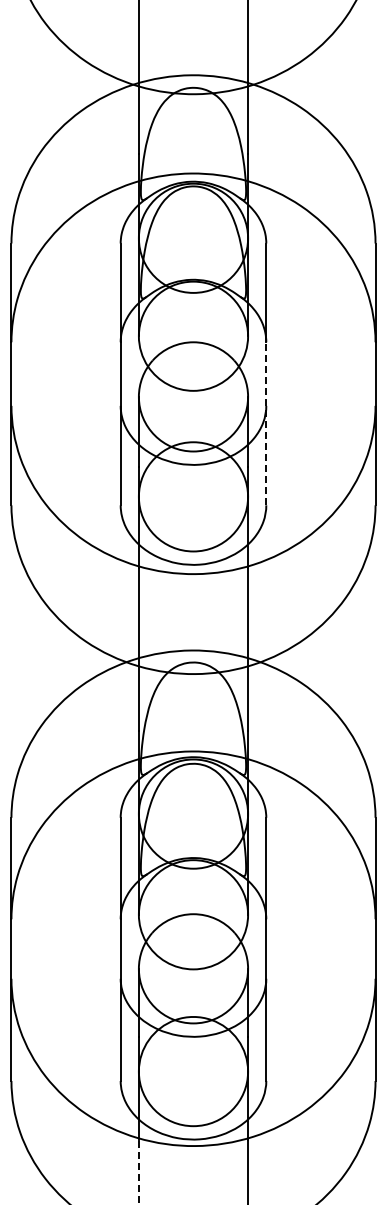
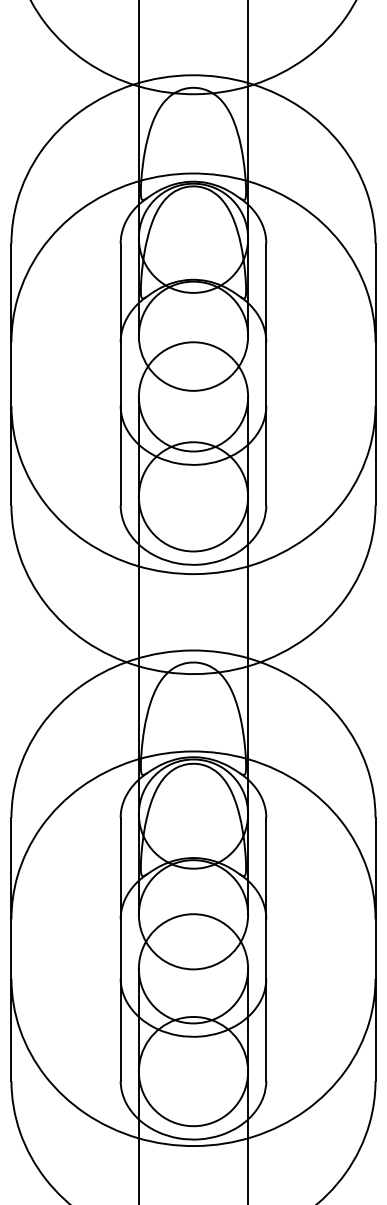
line: dashed -> solid (266, 423)
line: dashed -> solid (138, 1172)
